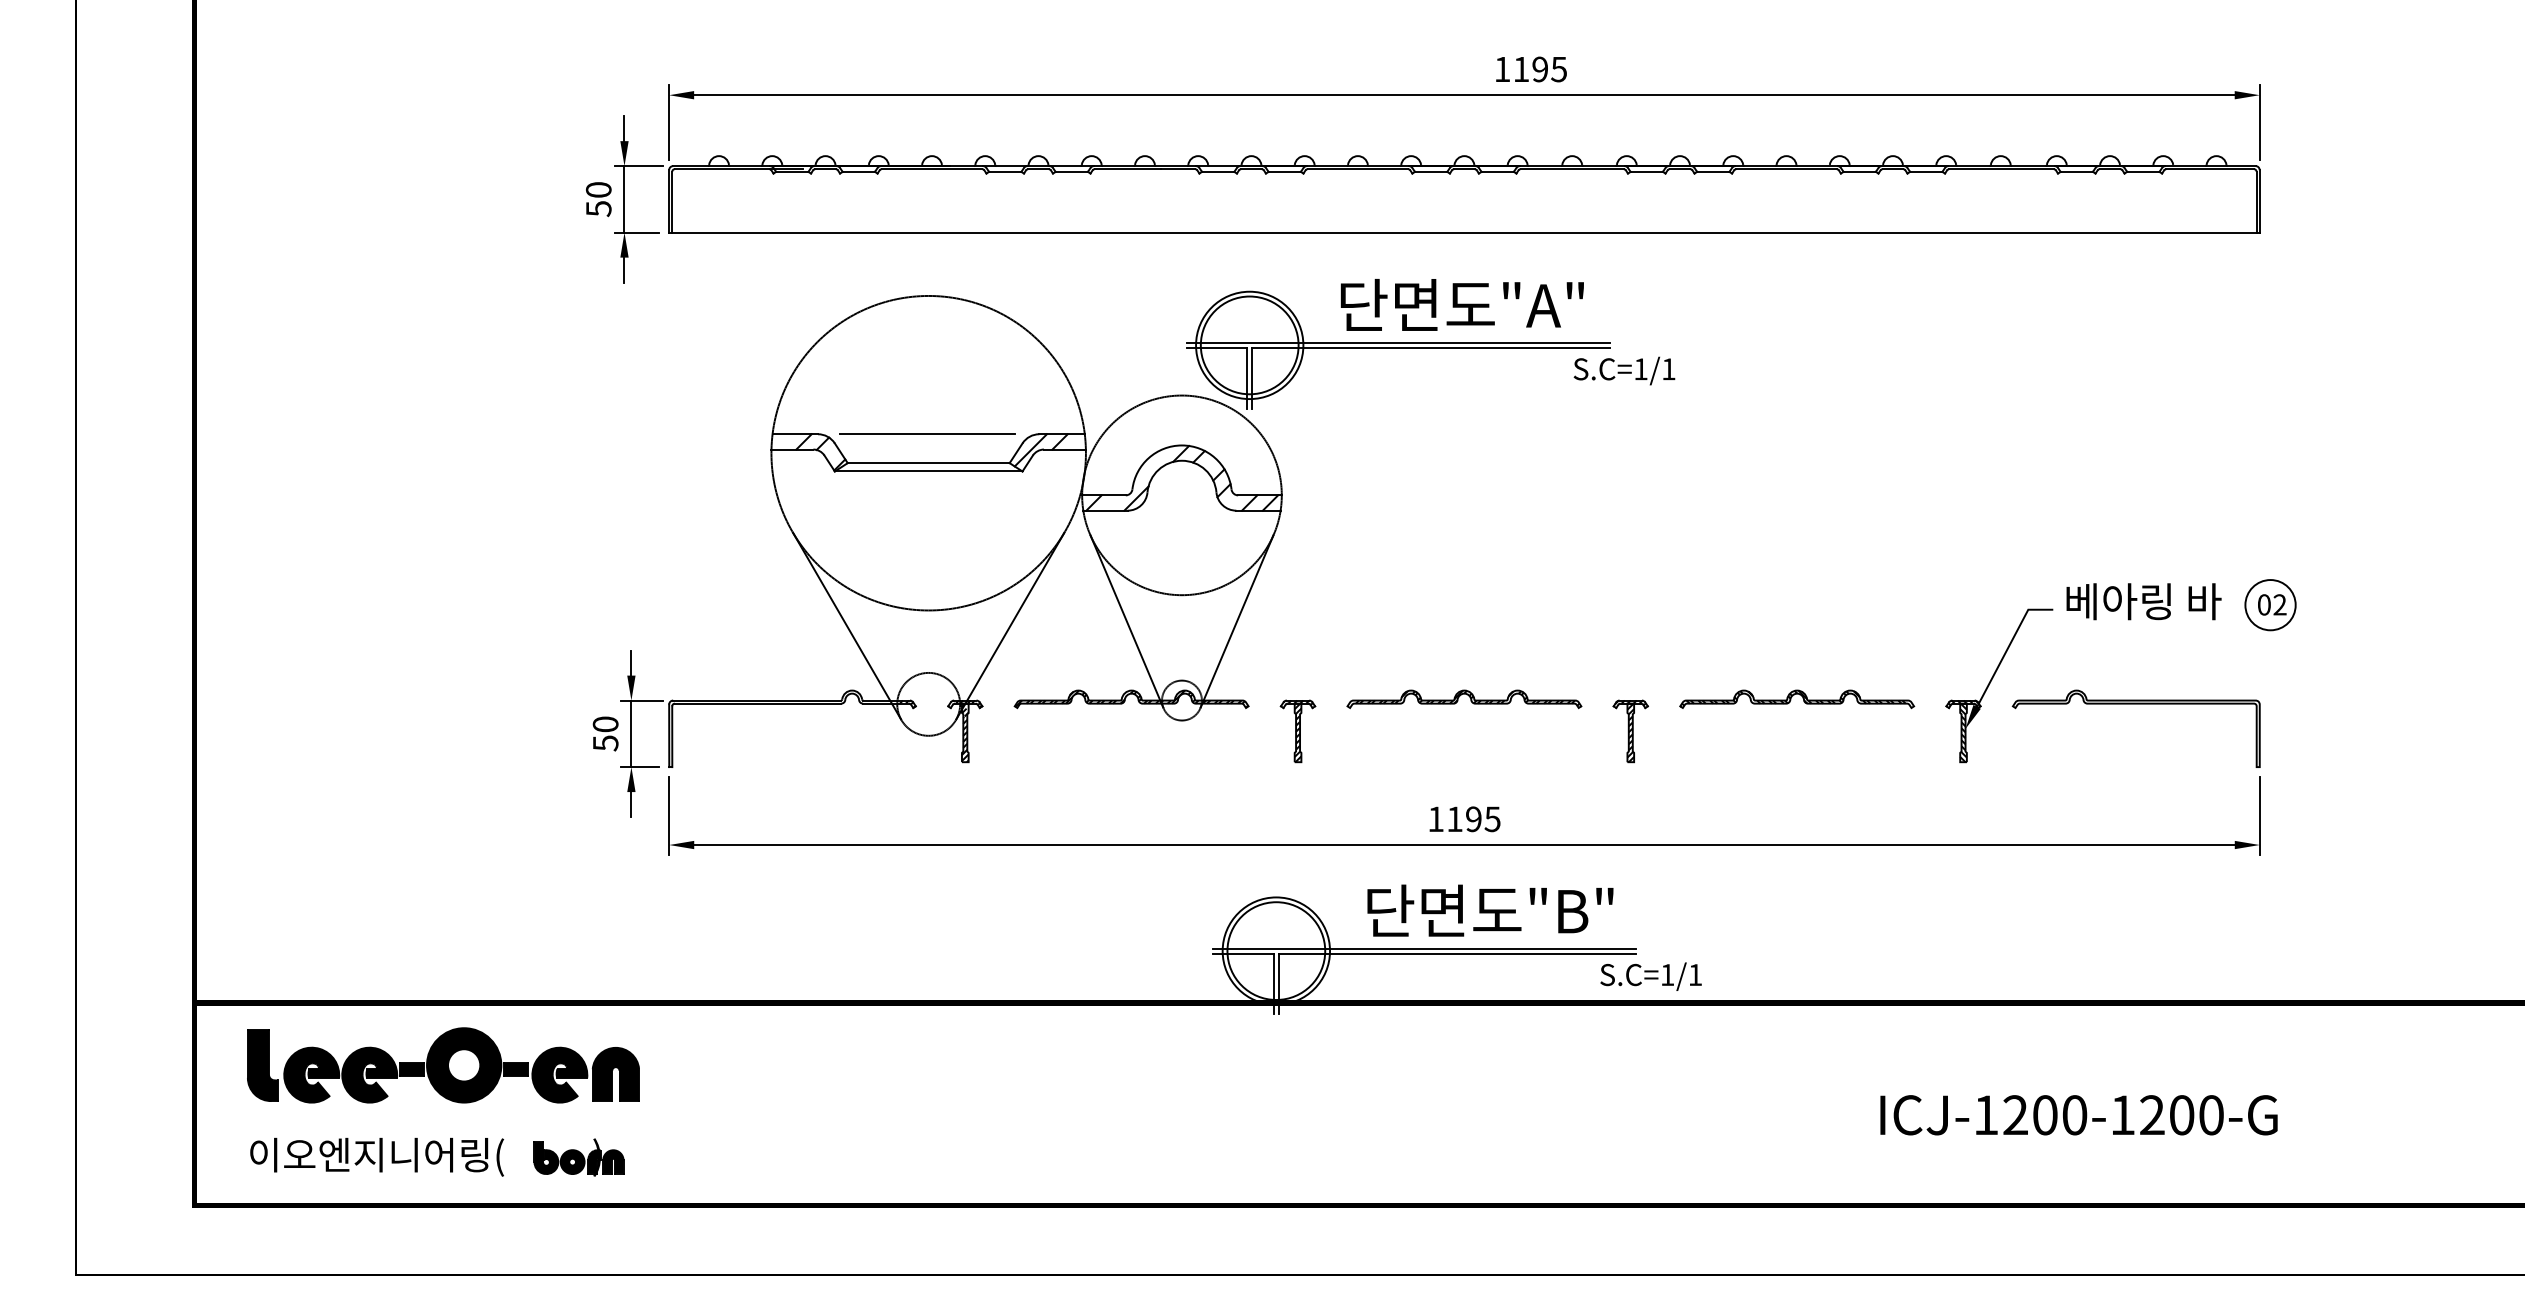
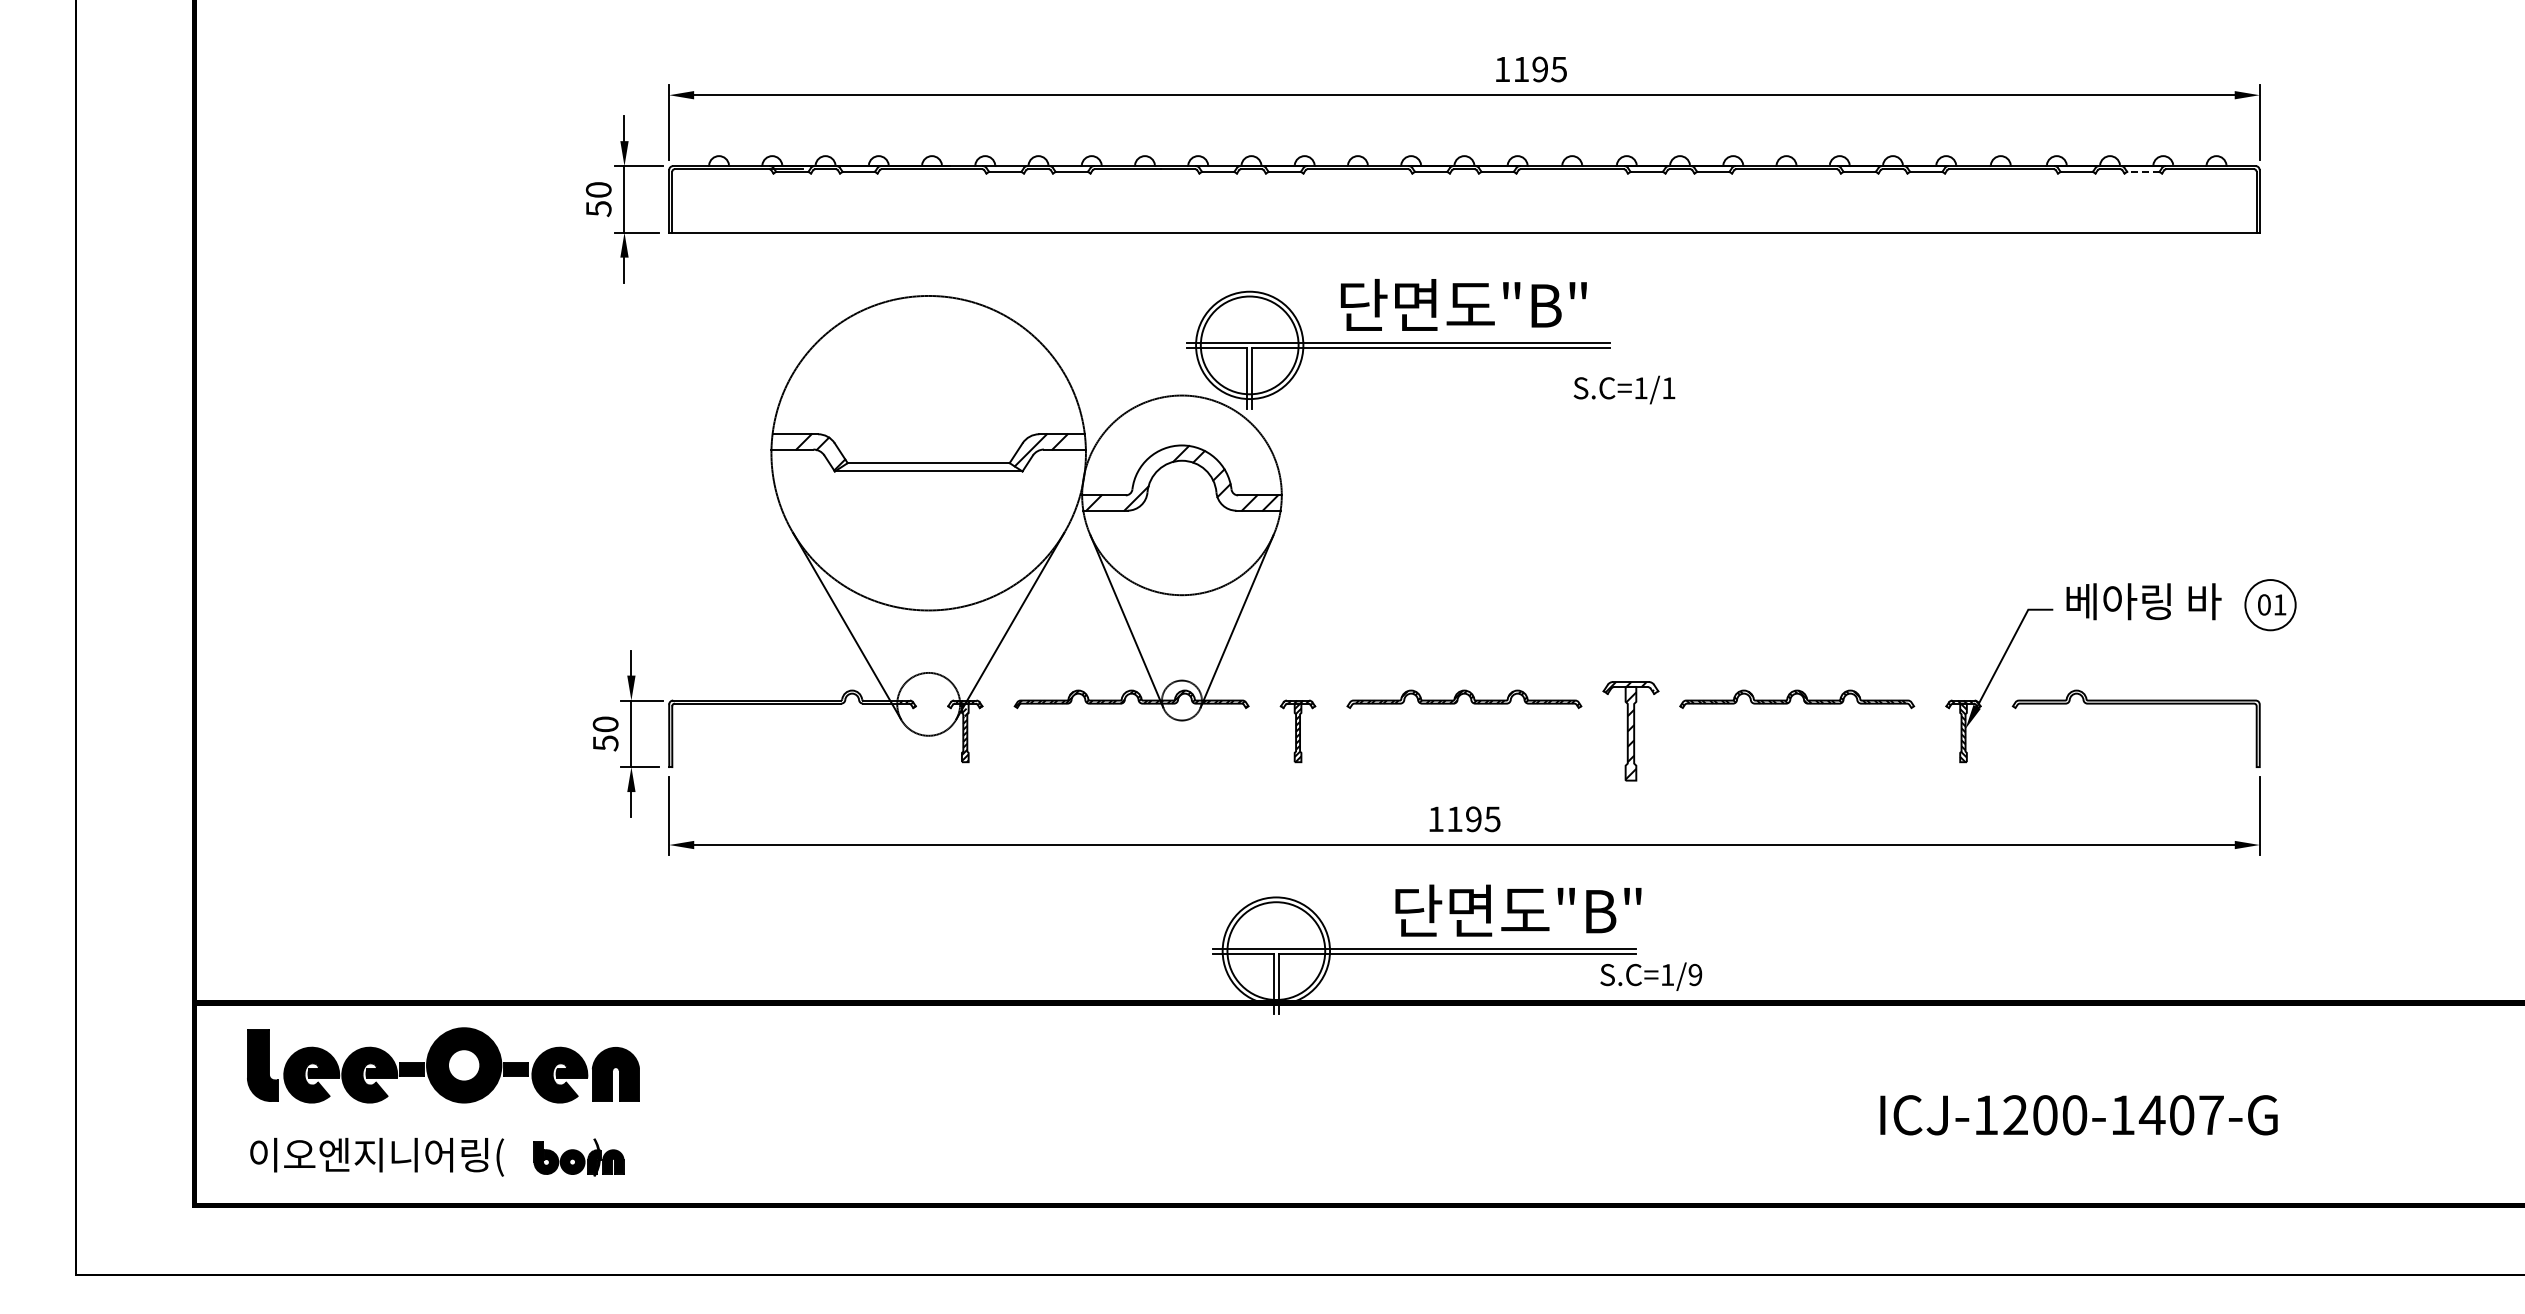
line: solid -> dashed (2142, 171)
text: 단면도"A" -> 단면도"B" (1556, 304)
text position: (1624, 370) -> (1624, 389) (1624, 389)
line: present -> none (927, 434)
text: 02 -> 01 (2279, 604)
part size: 37x65 px -> 58x101 px (1630, 731)
text position: (1490, 910) -> (1518, 910) (1518, 910)
text: S.C=1/1 -> S.C=1/9 (1695, 974)
text: ICJ-1200-1200-G -> ICJ-1200-1407-G (2180, 1115)
